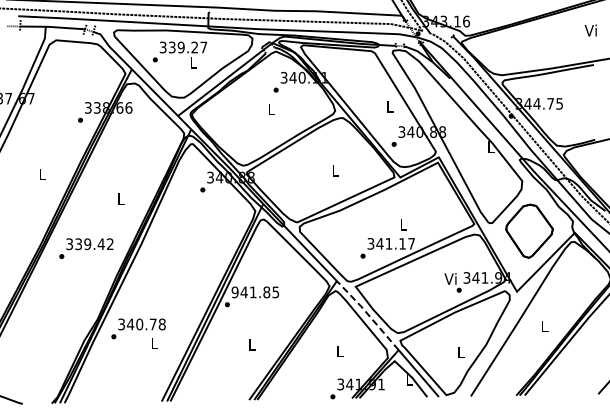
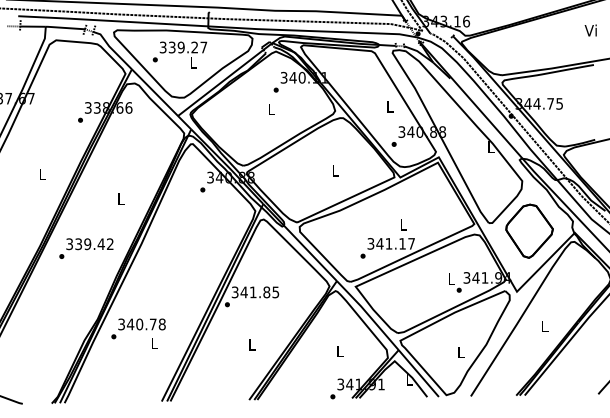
text: Vi -> L (450, 278)
text: 941.85 -> 341.85 (234, 291)
line: dashed -> solid (368, 314)
